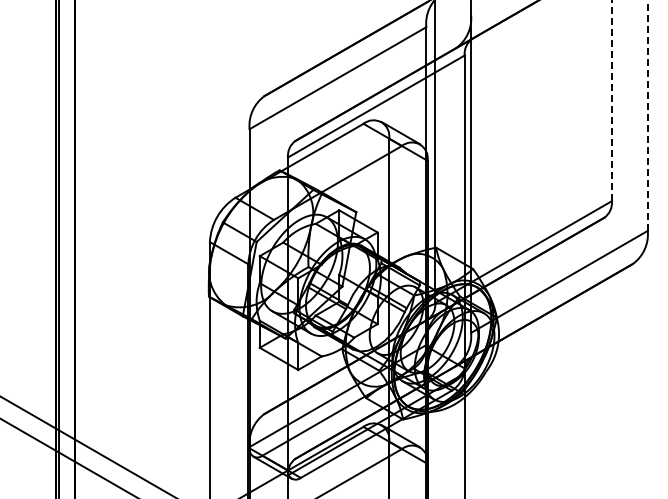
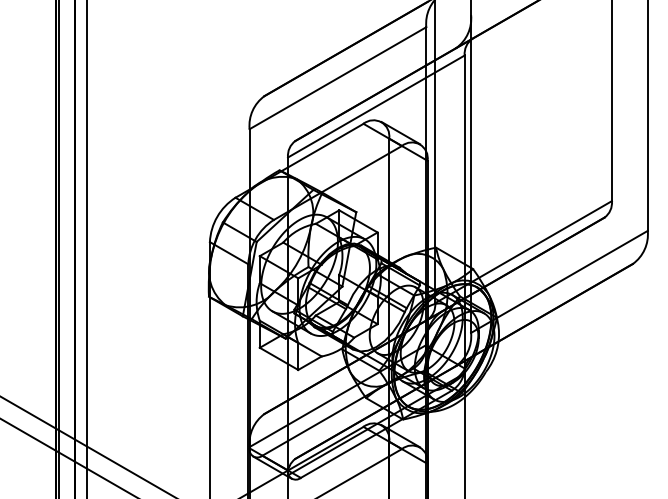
line: dashed -> solid (611, 100)
line: dashed -> solid (647, 115)
line: none -> present (86, 248)
